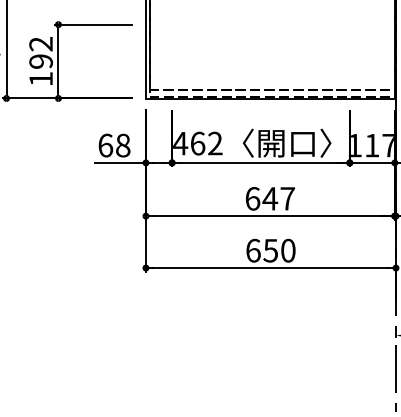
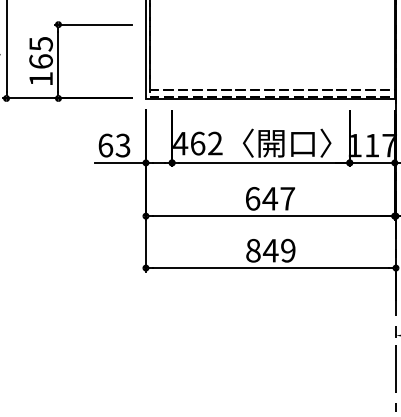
text: 192 -> 165 (40, 52)
text: 68 -> 63 (122, 145)
text: 650 -> 849 (270, 250)
